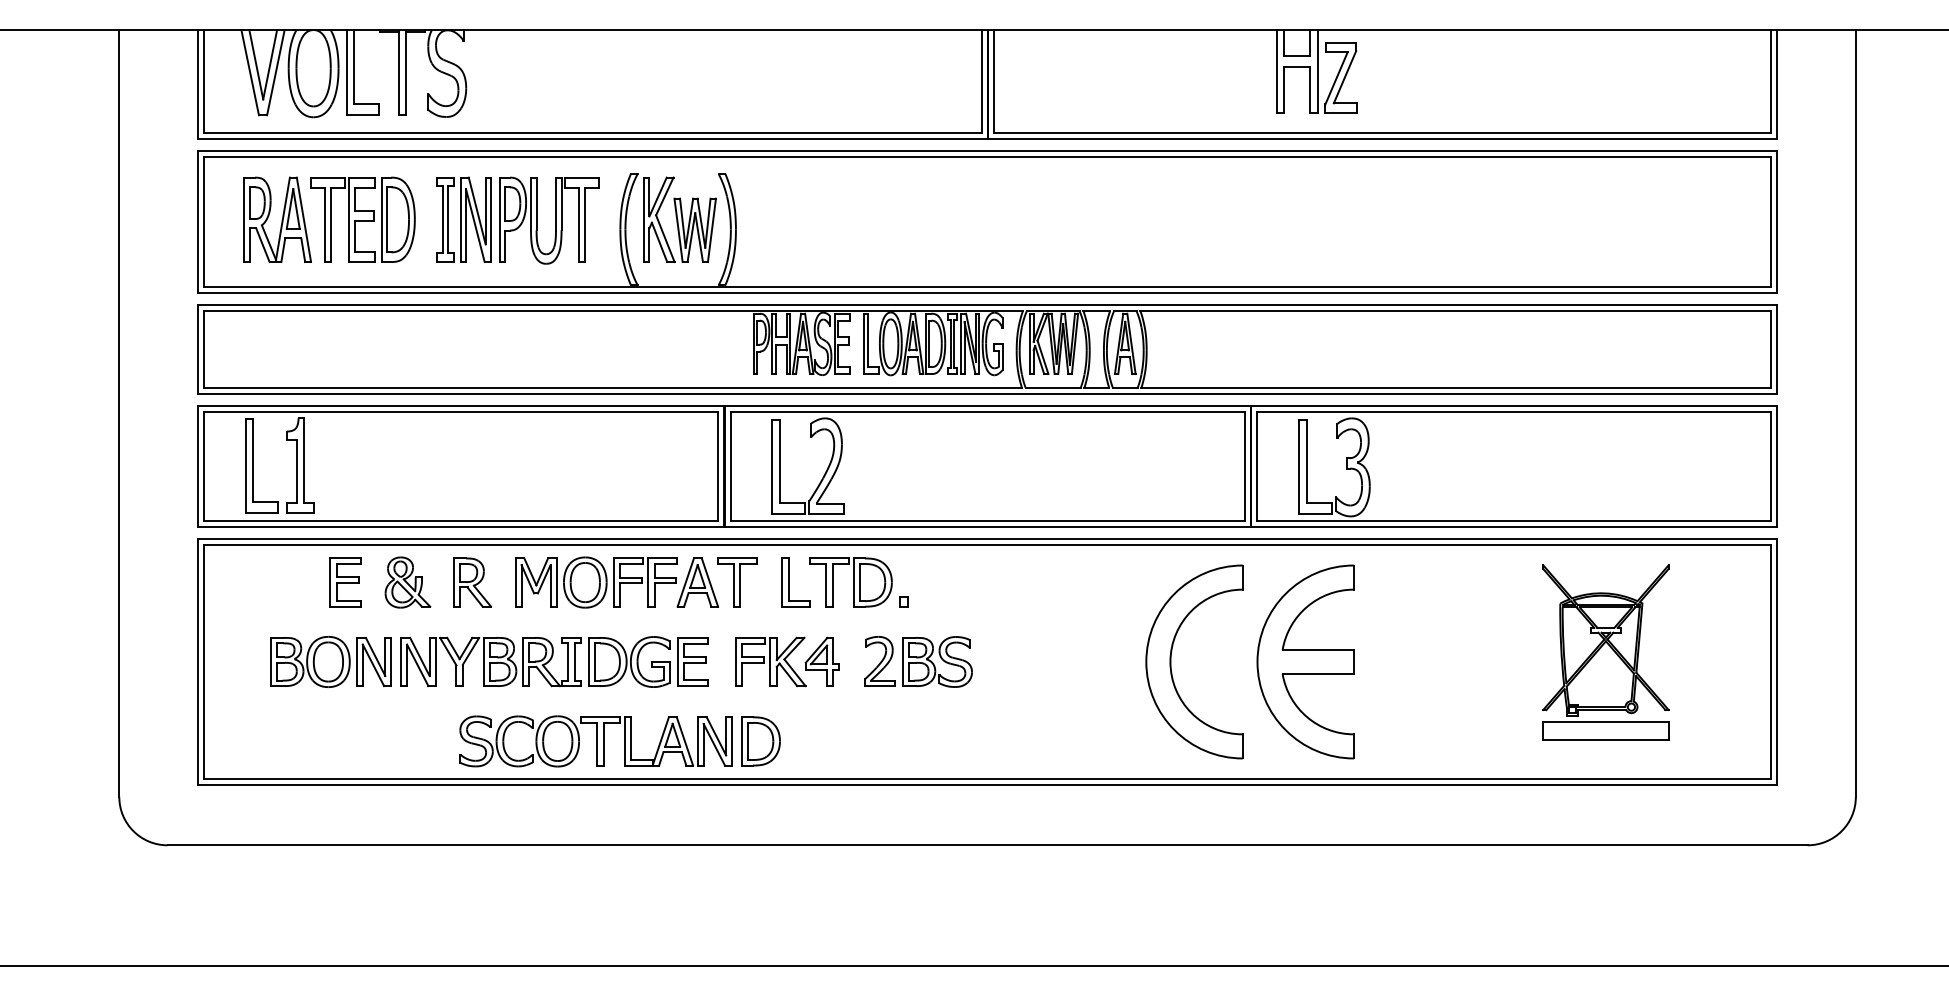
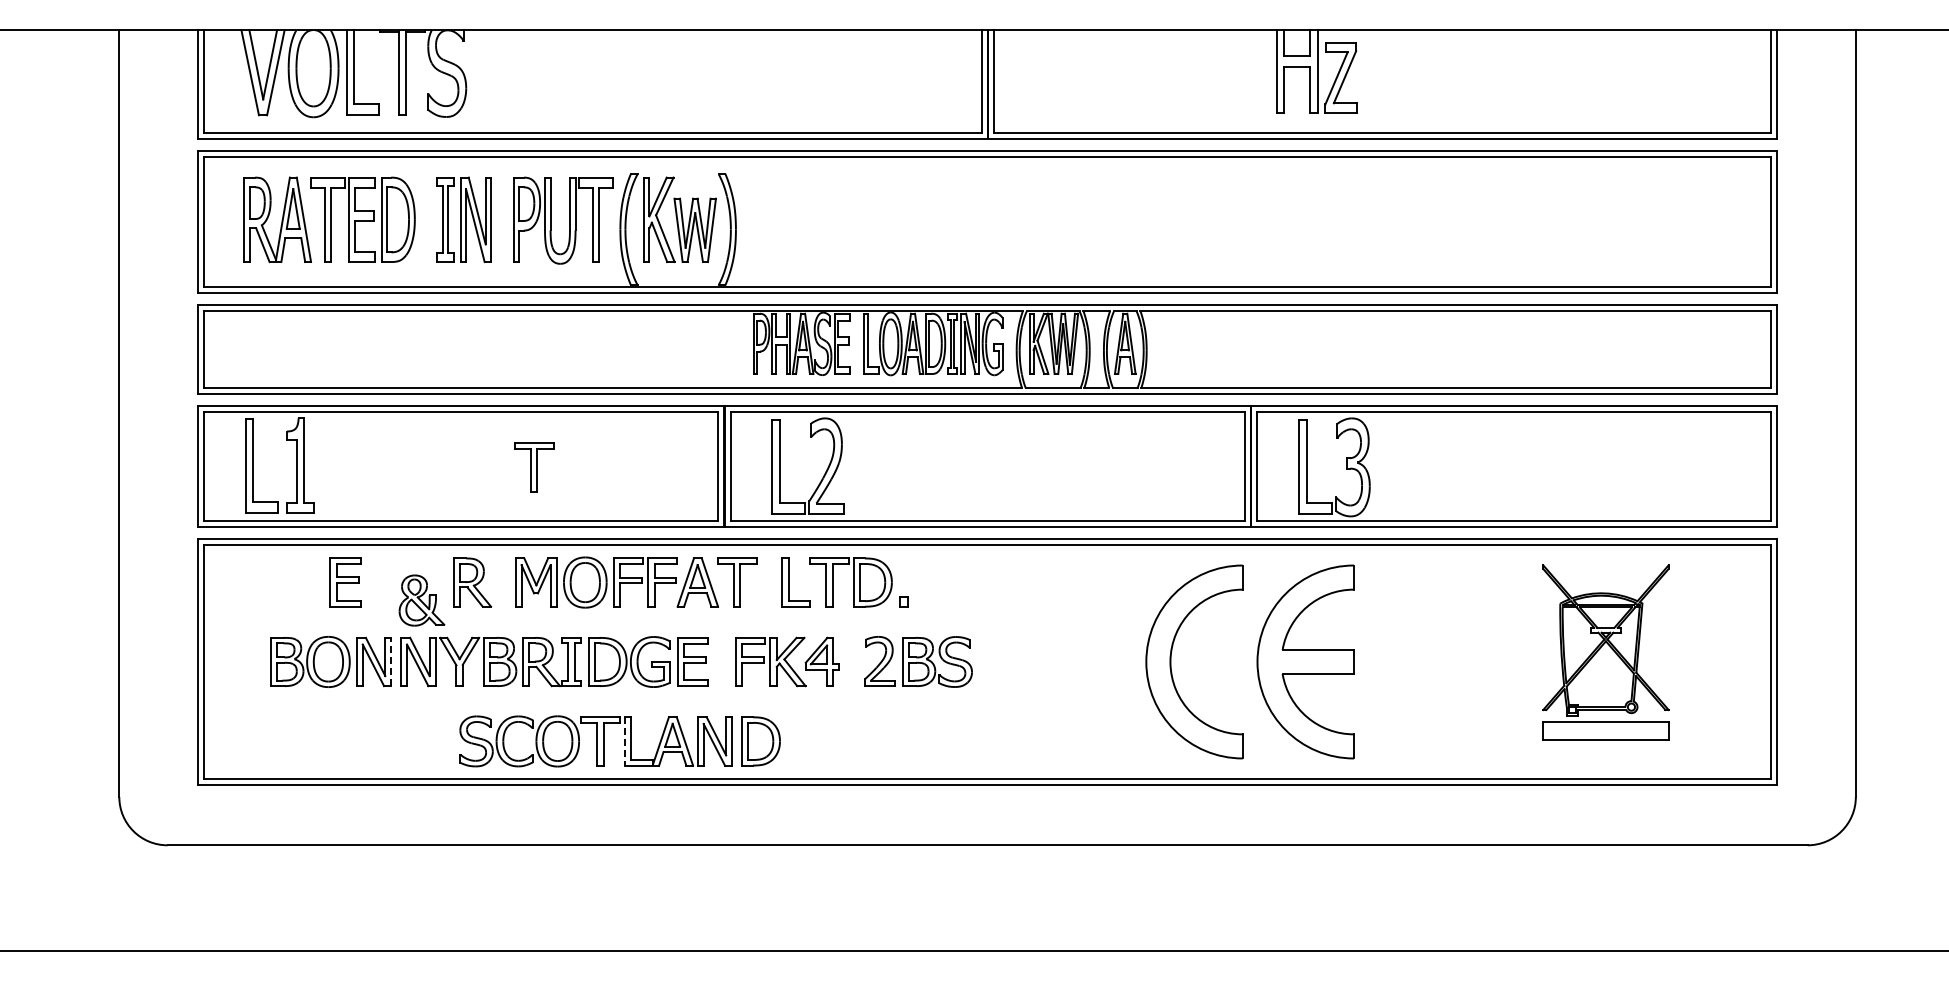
part position: (549, 220) -> (563, 220) (563, 220)
part: none -> present (534, 467)
part position: (407, 582) -> (421, 600) (421, 600)
line: solid -> dashed (391, 661)
line: solid -> dashed (624, 741)
line position: (973, 965) -> (973, 950) (973, 950)
